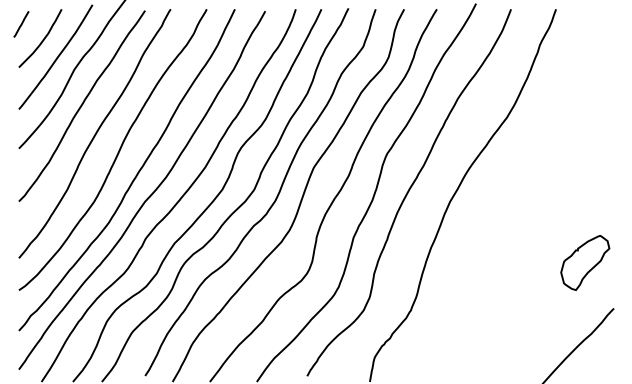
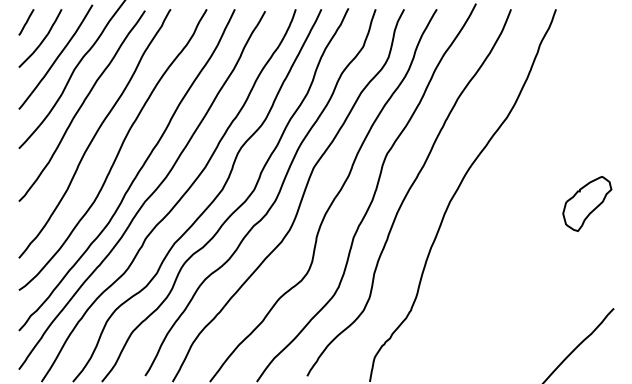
line position: (21, 24) -> (26, 22) (26, 22)
part position: (585, 262) -> (587, 203) (587, 203)
